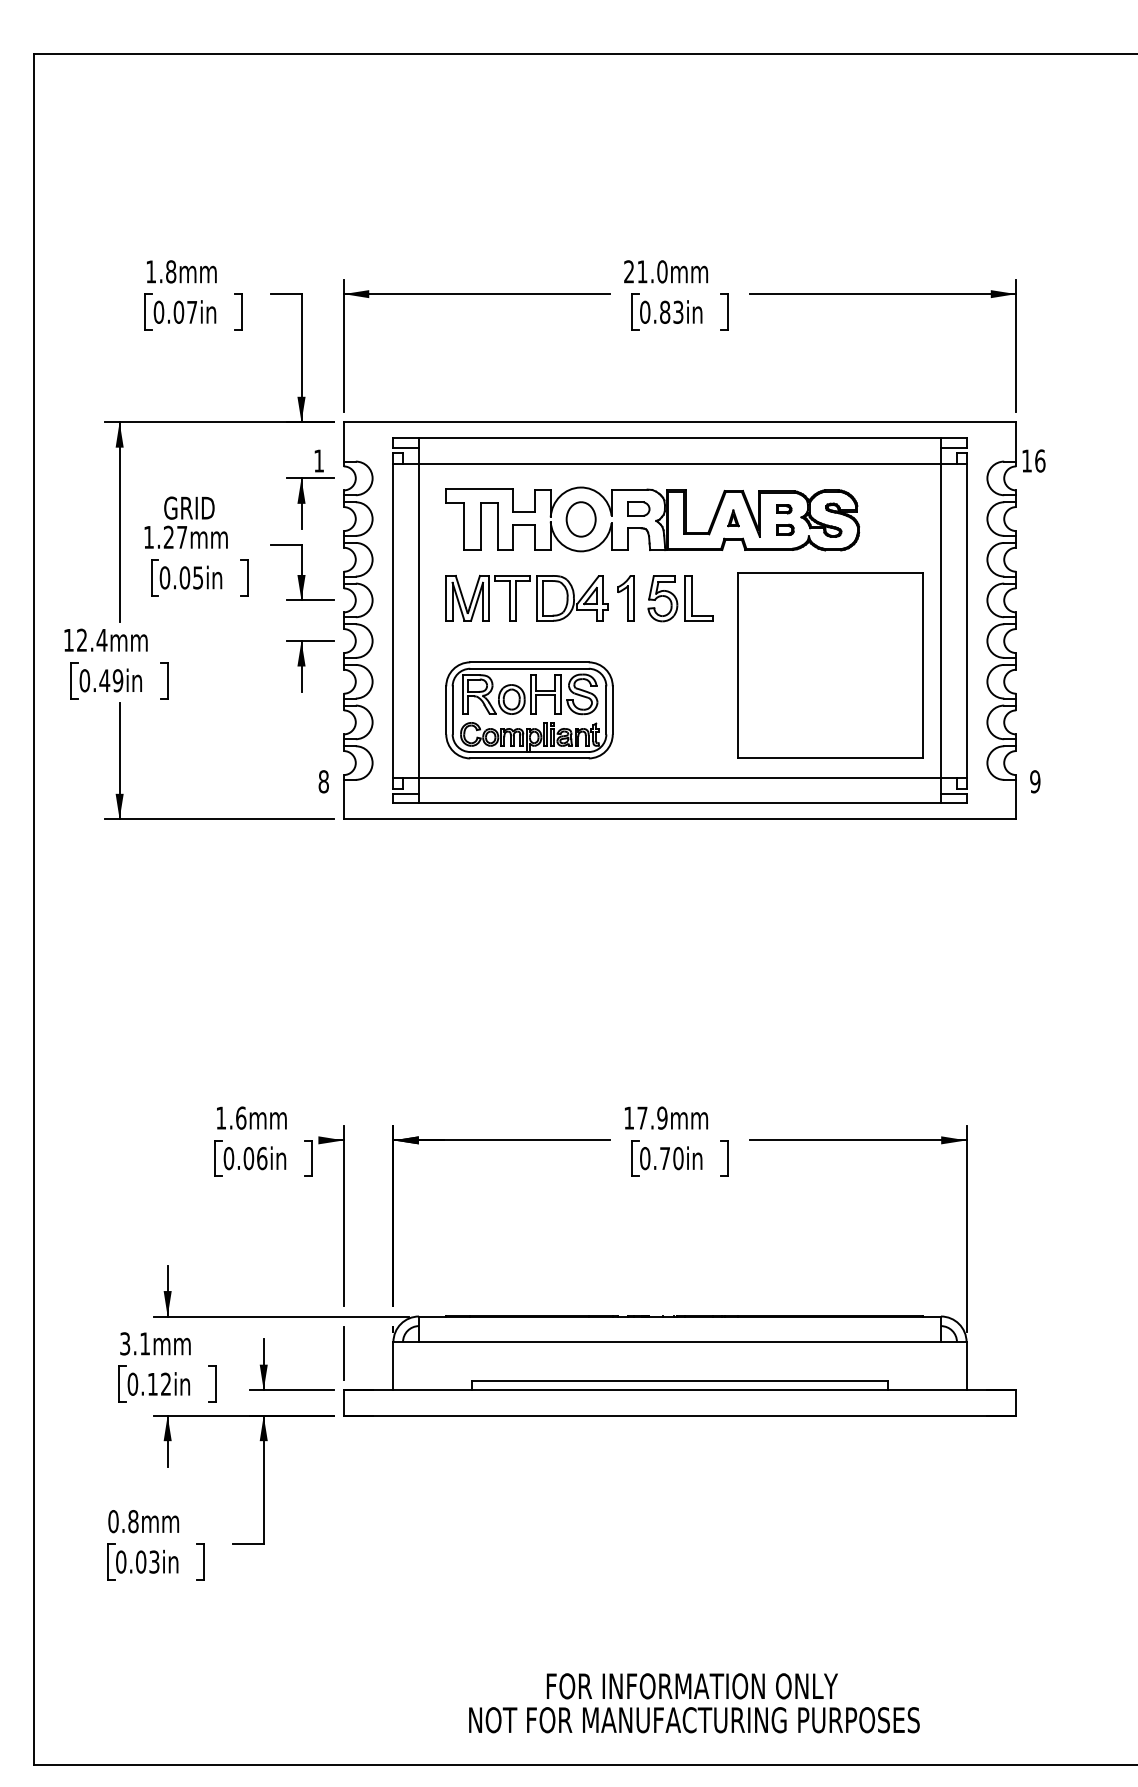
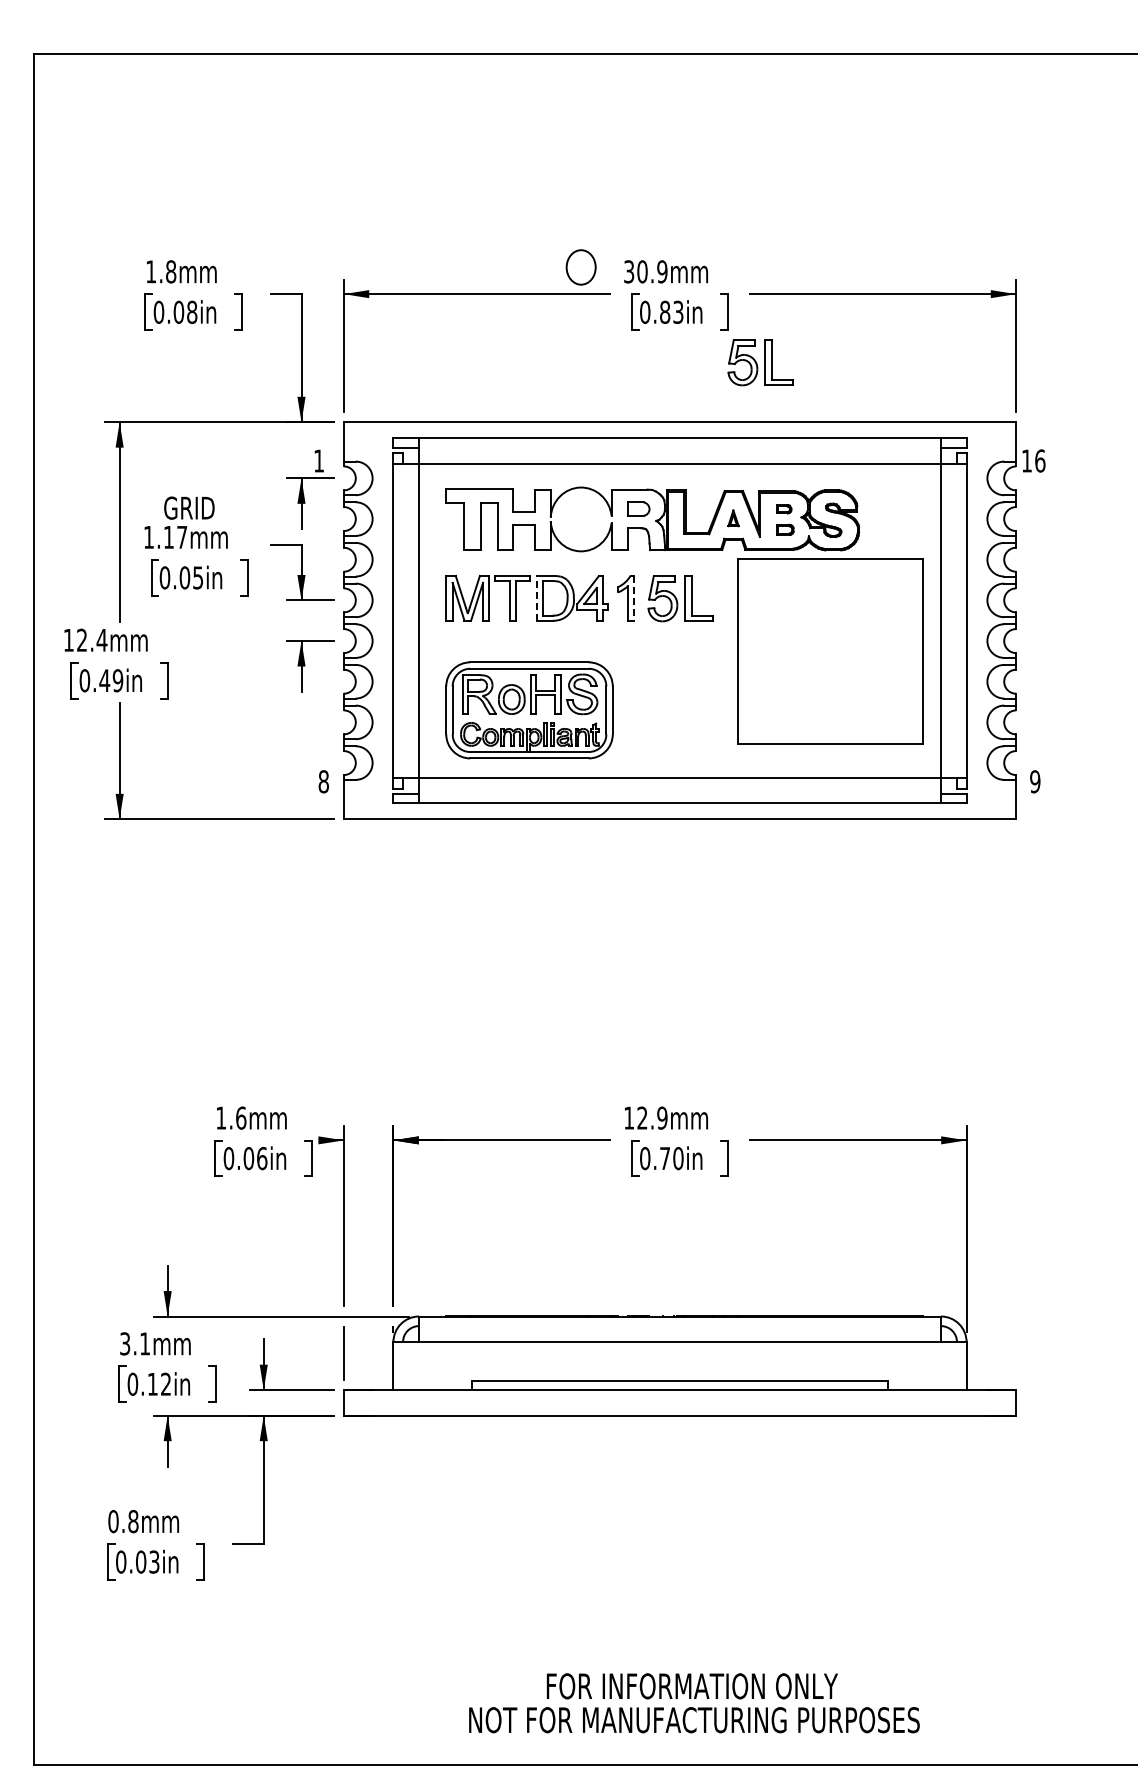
text: 21.0mm -> 30.9mm (645, 271)
text: 0.07in -> 0.08in (192, 311)
part: none -> present (760, 362)
part position: (580, 519) -> (580, 267) (580, 267)
text: 1.27mm -> 1.17mm (168, 536)
line: solid -> dashed (537, 597)
line: solid -> dashed (634, 598)
part position: (830, 665) -> (830, 651) (830, 651)
text: 17.9mm -> 12.9mm (642, 1117)
